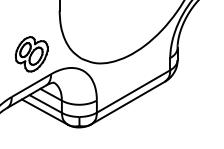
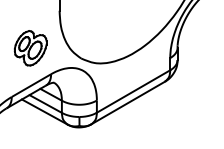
part position: (31, 54) -> (30, 48) (30, 48)
